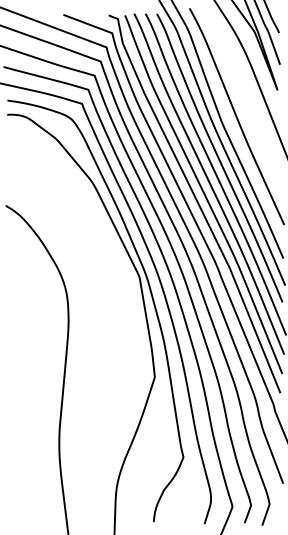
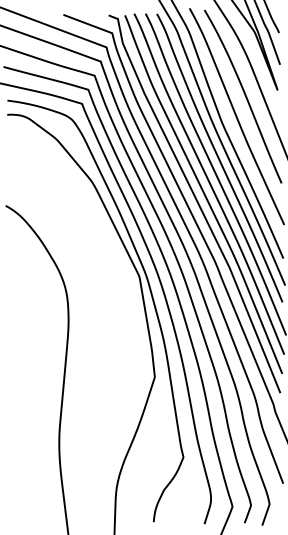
curve: none -> present (244, 95)
